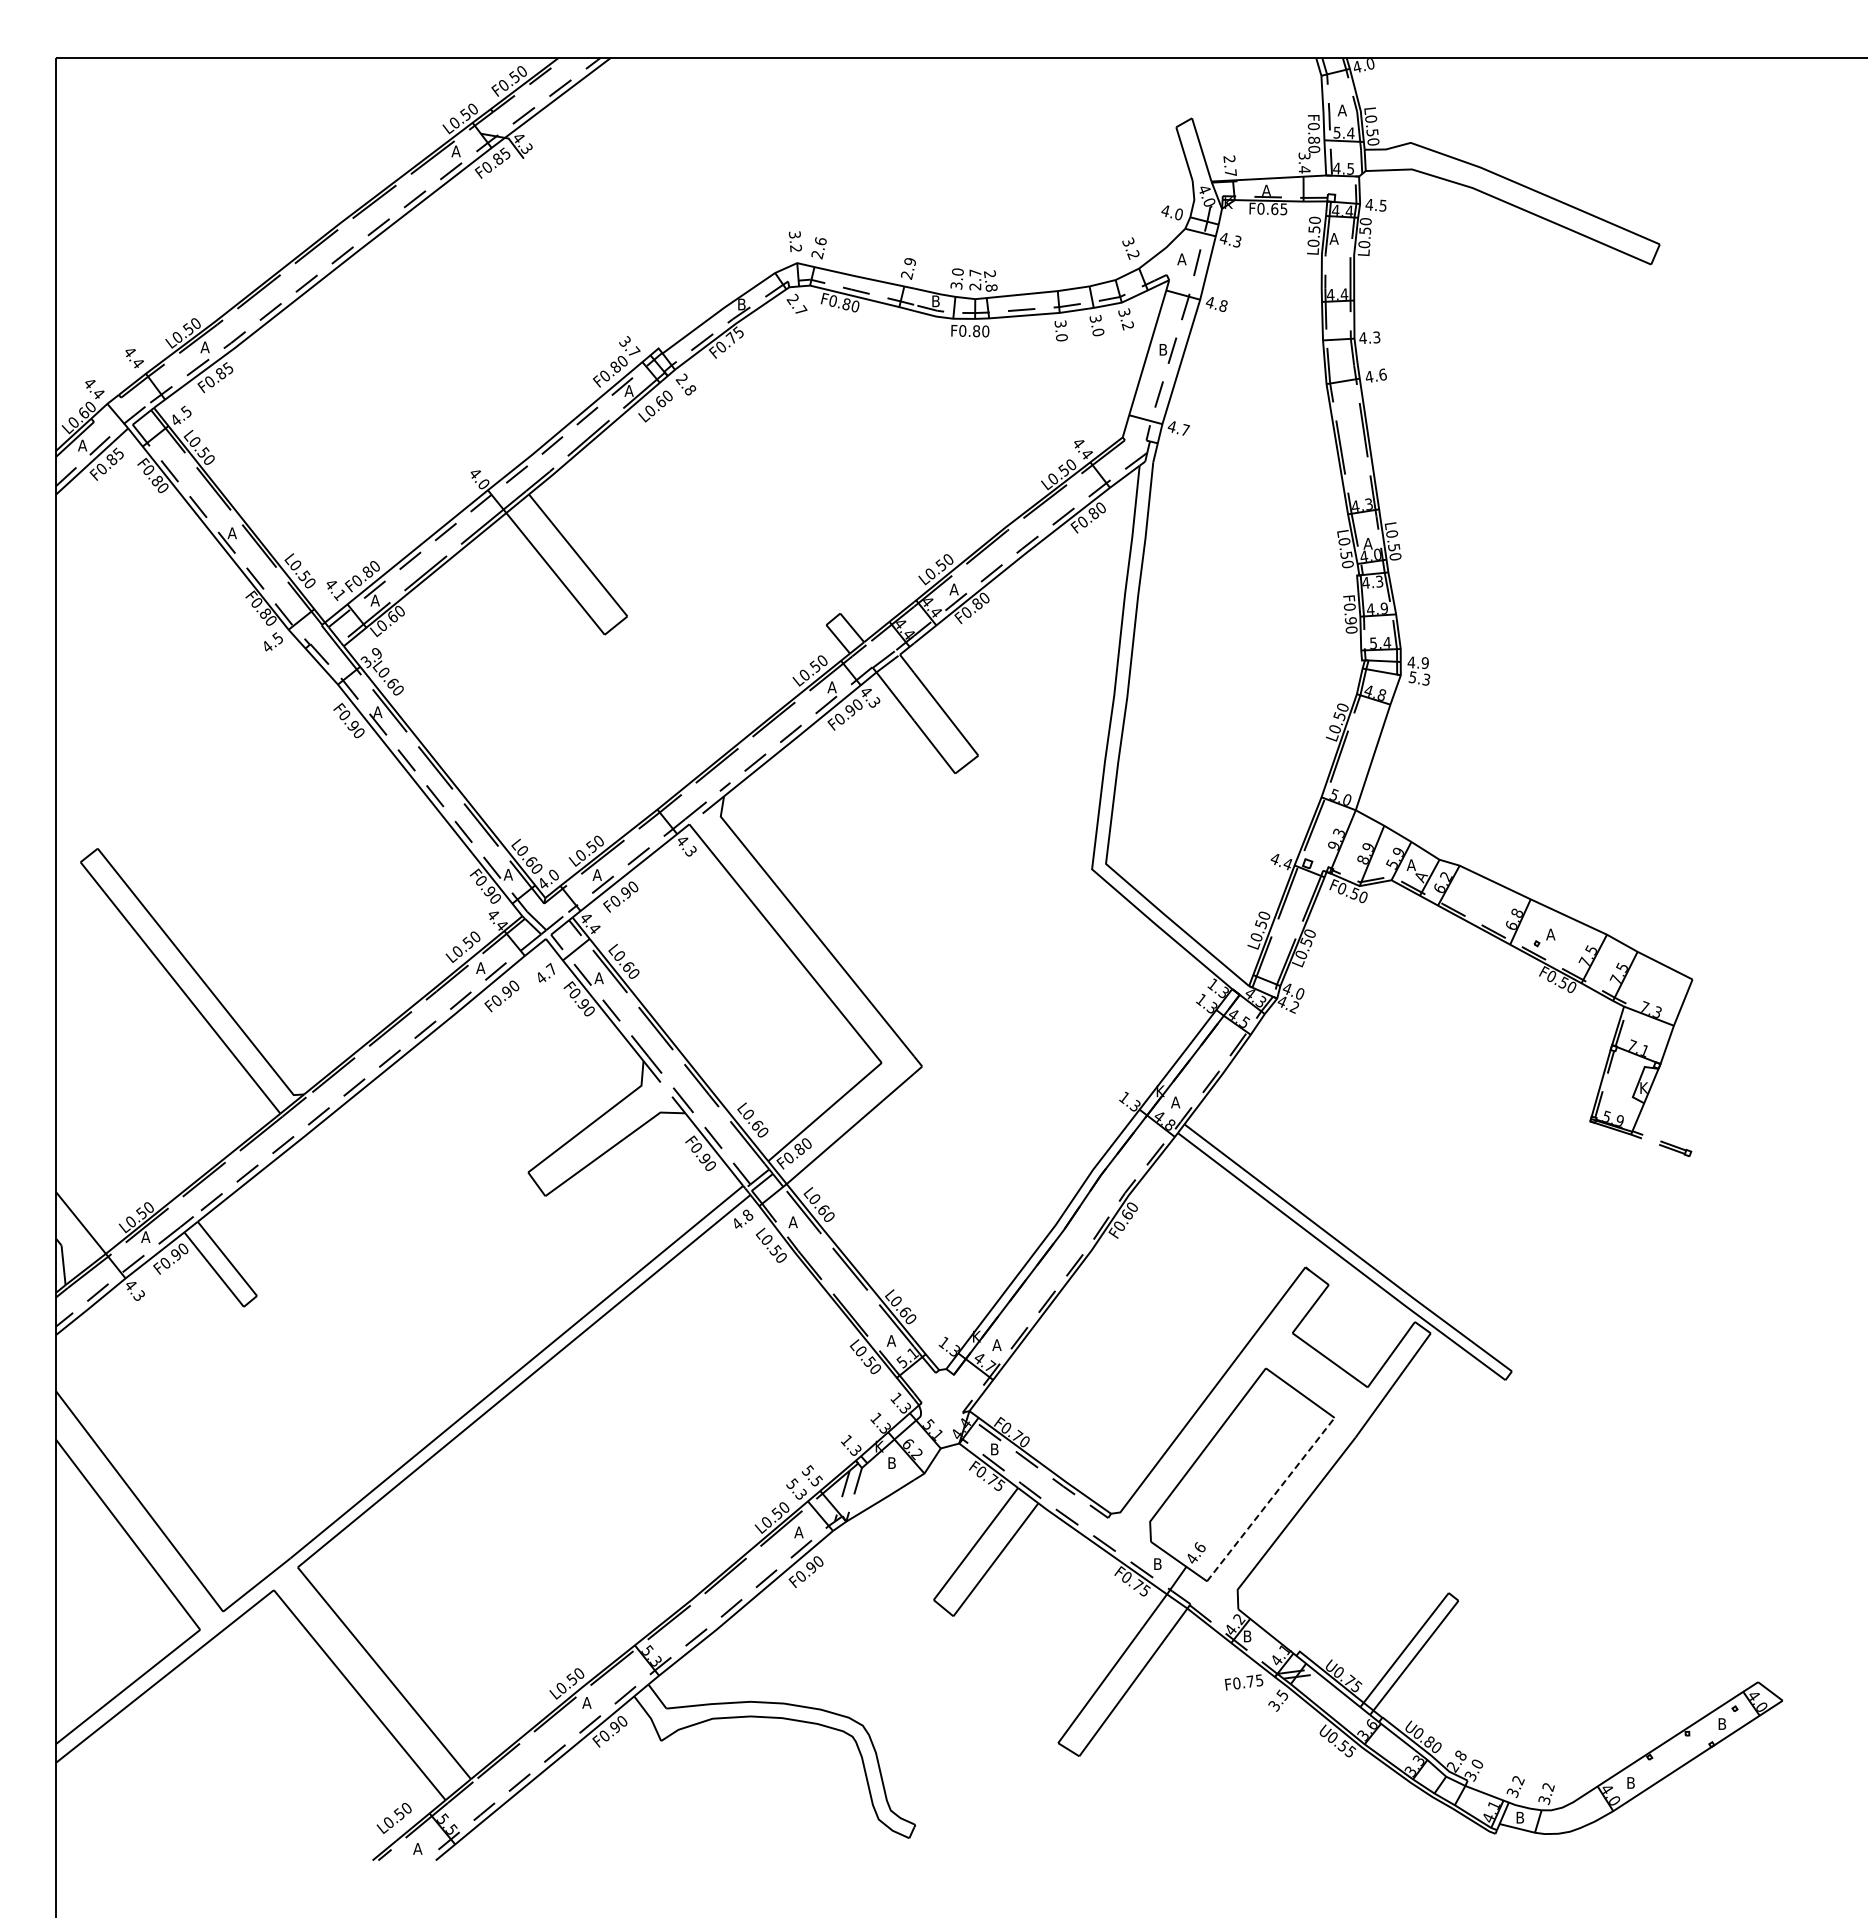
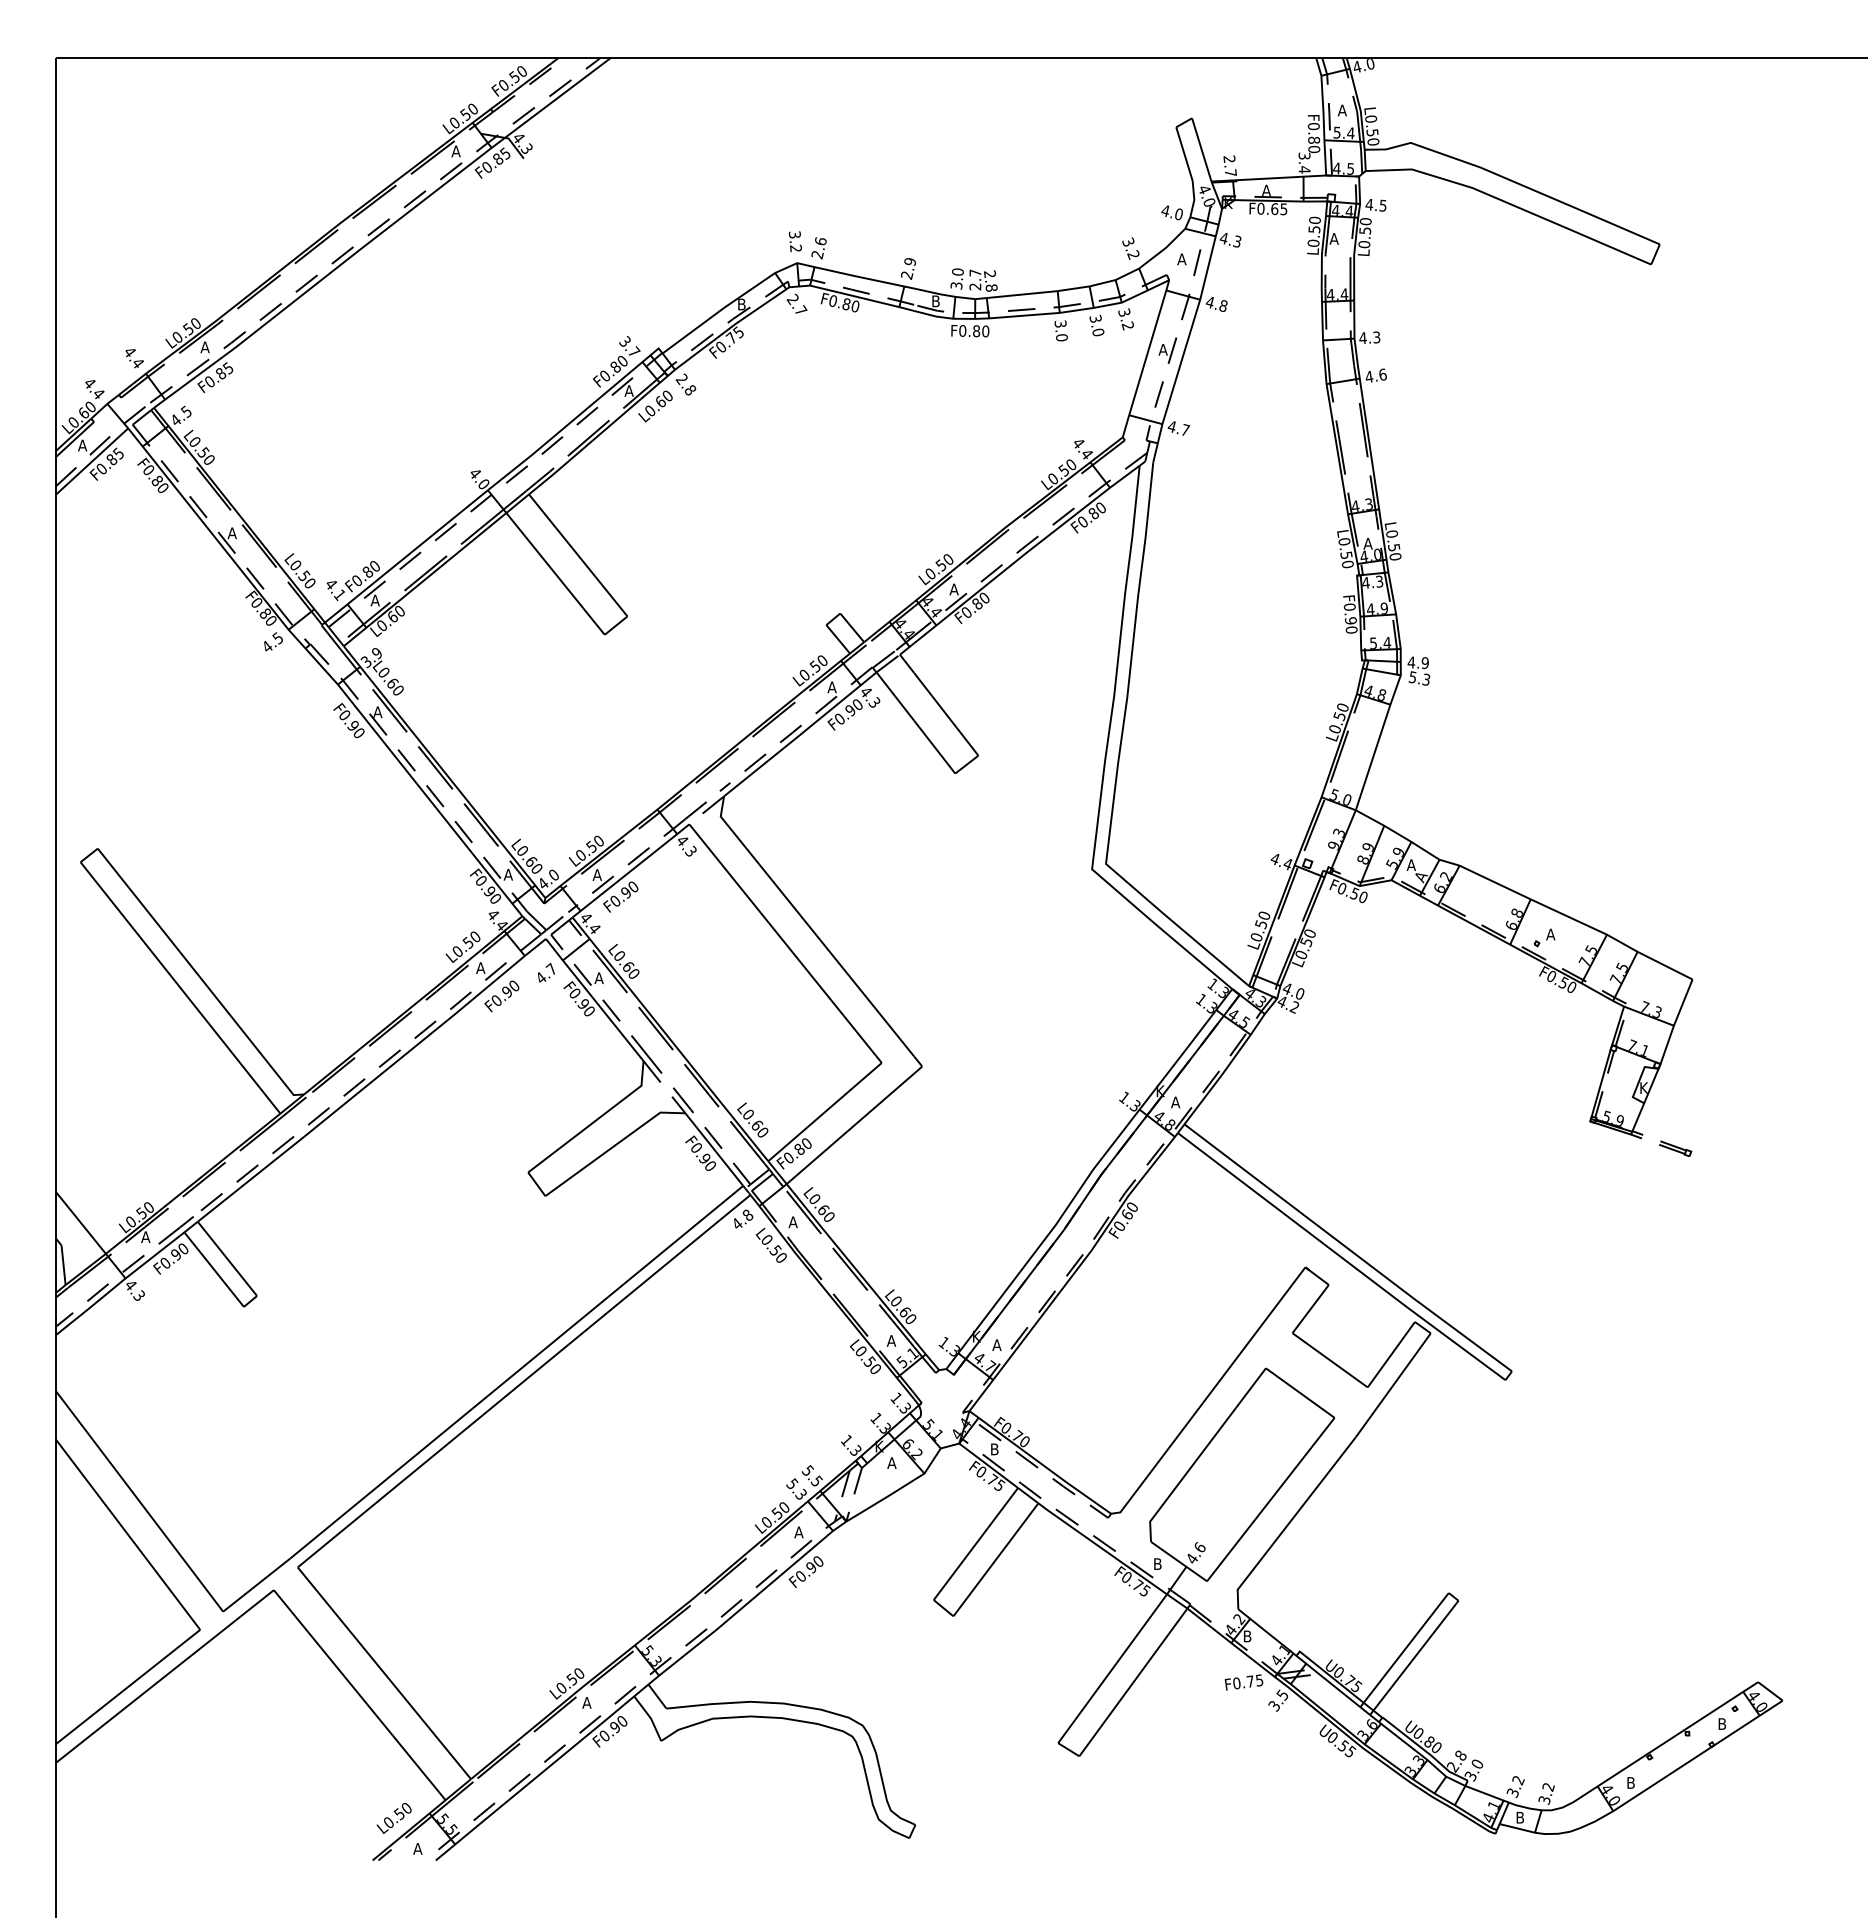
text: B -> A (1162, 349)
text: B -> A (891, 1462)
line: dashed -> solid (1270, 1499)
